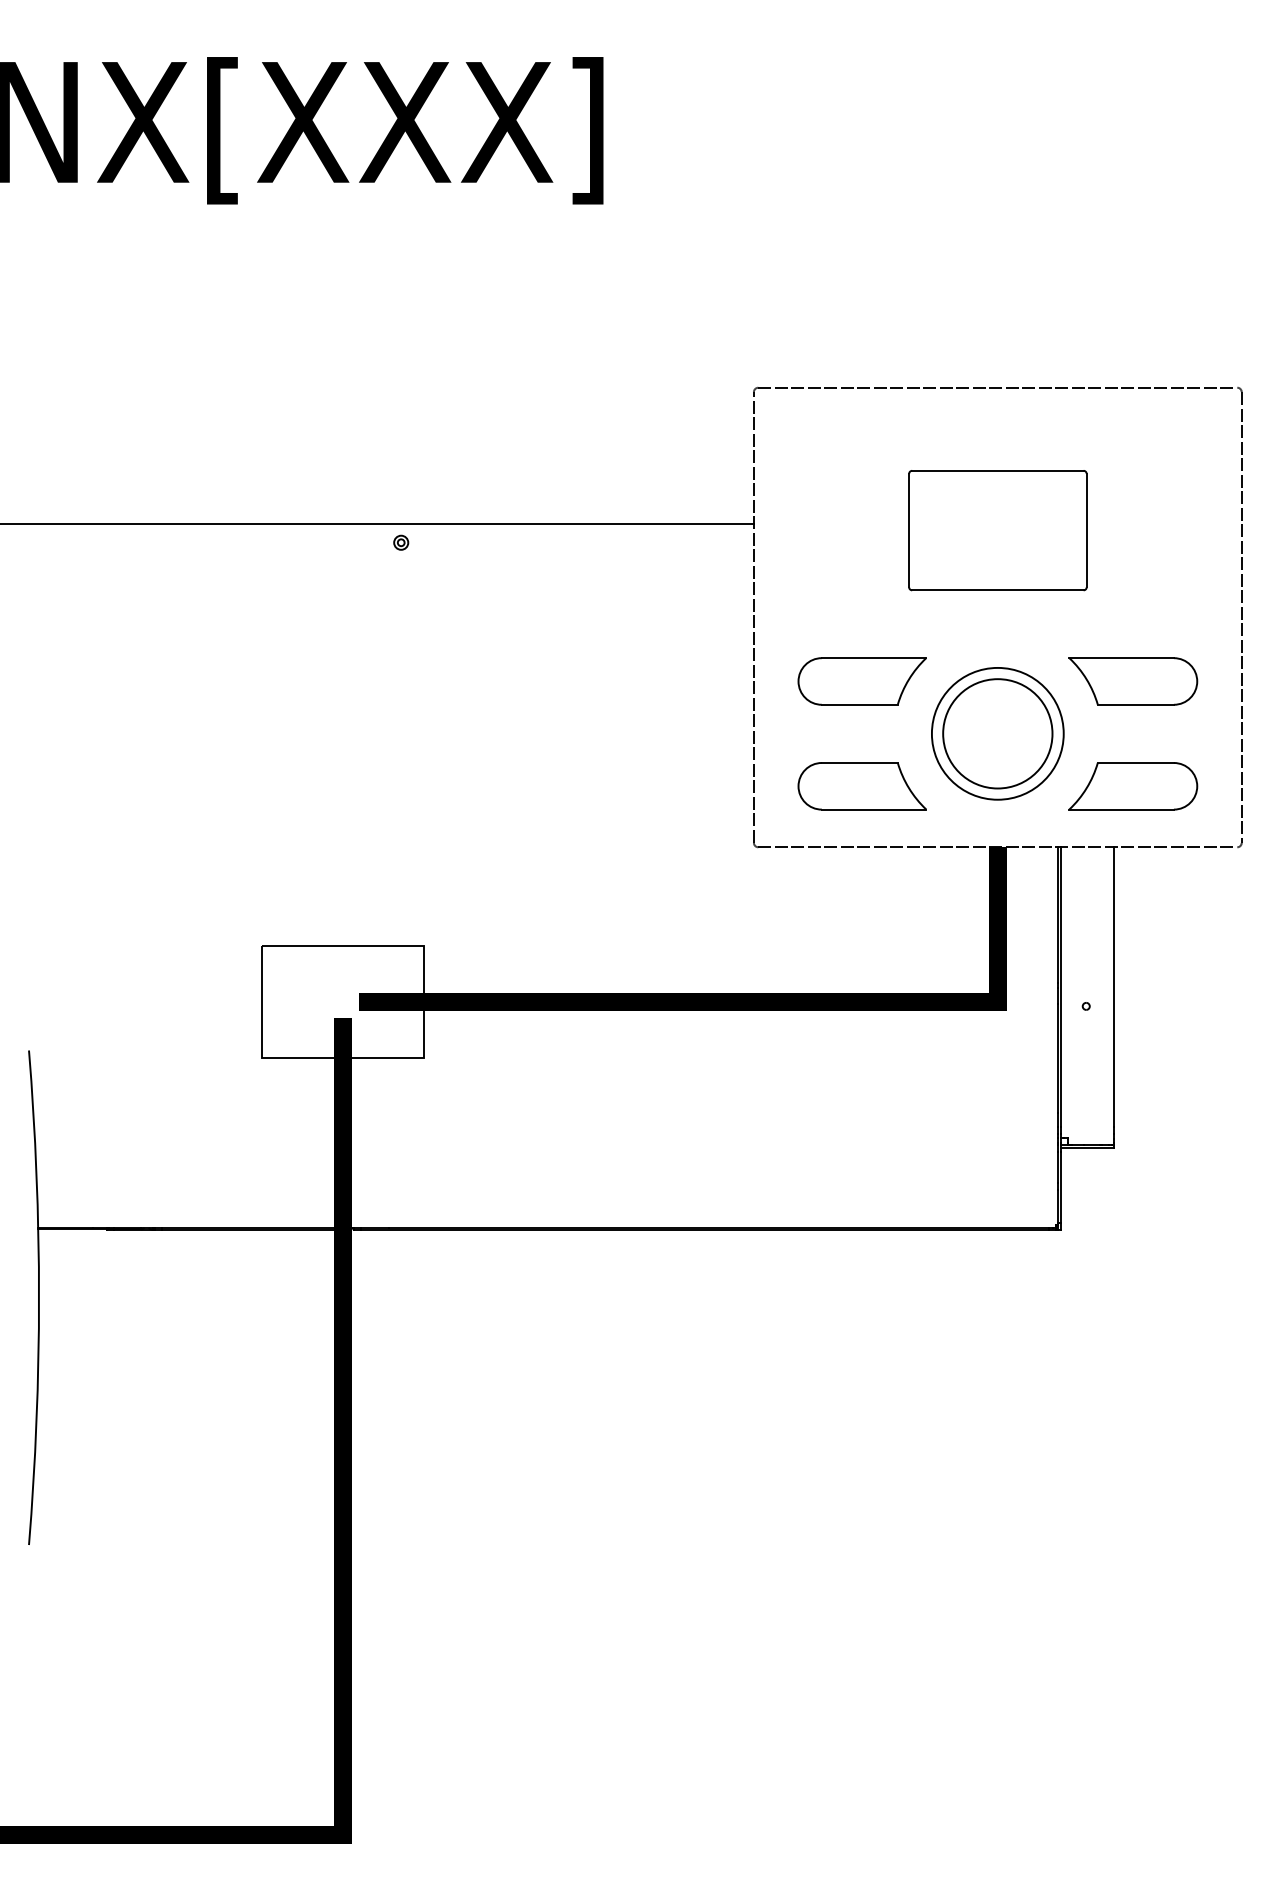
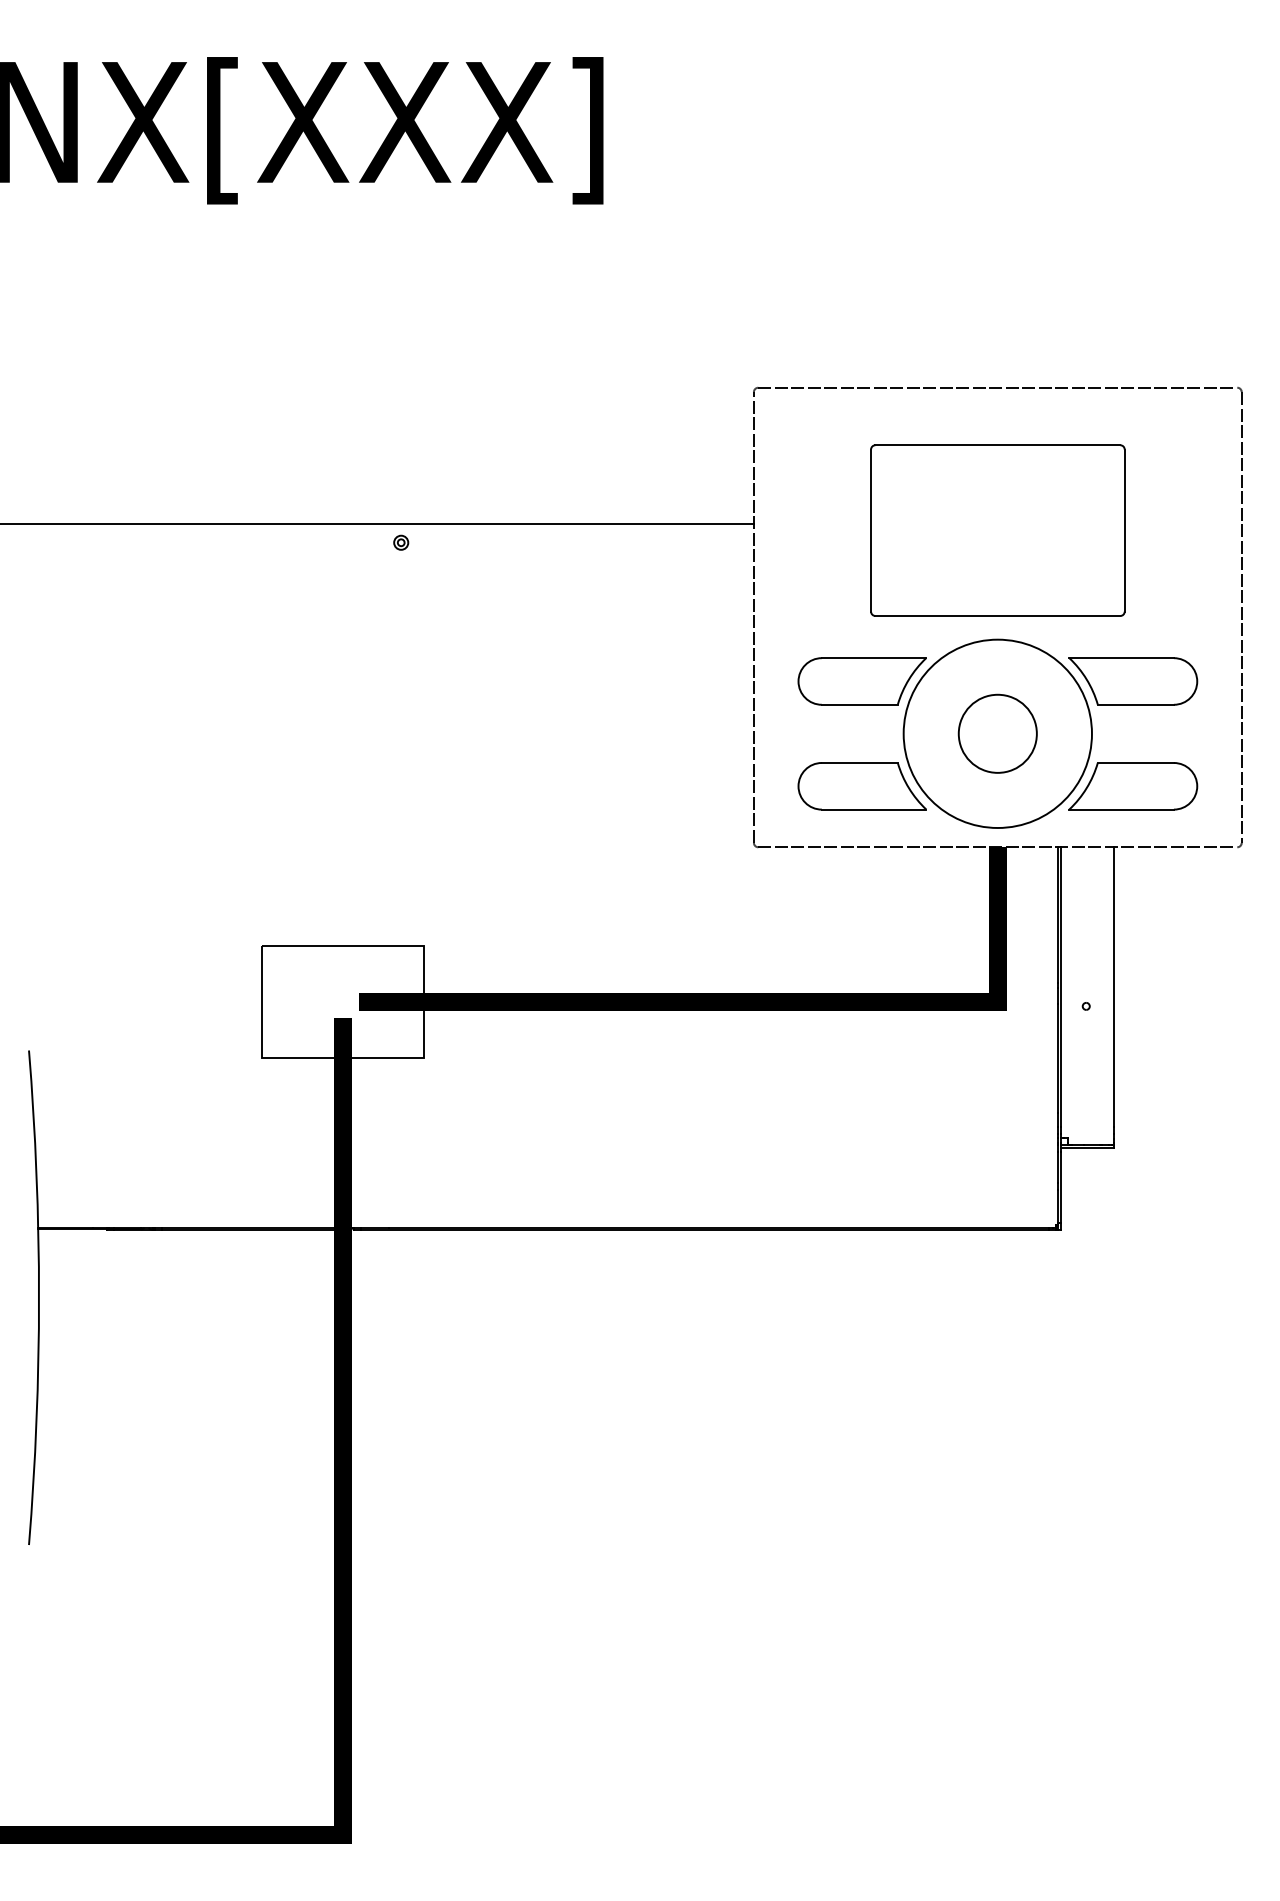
part size: 180x122 px -> 256x173 px (997, 530)
circle diameter: 109 px -> 78 px (997, 733)
circle diameter: 132 px -> 188 px (997, 733)
